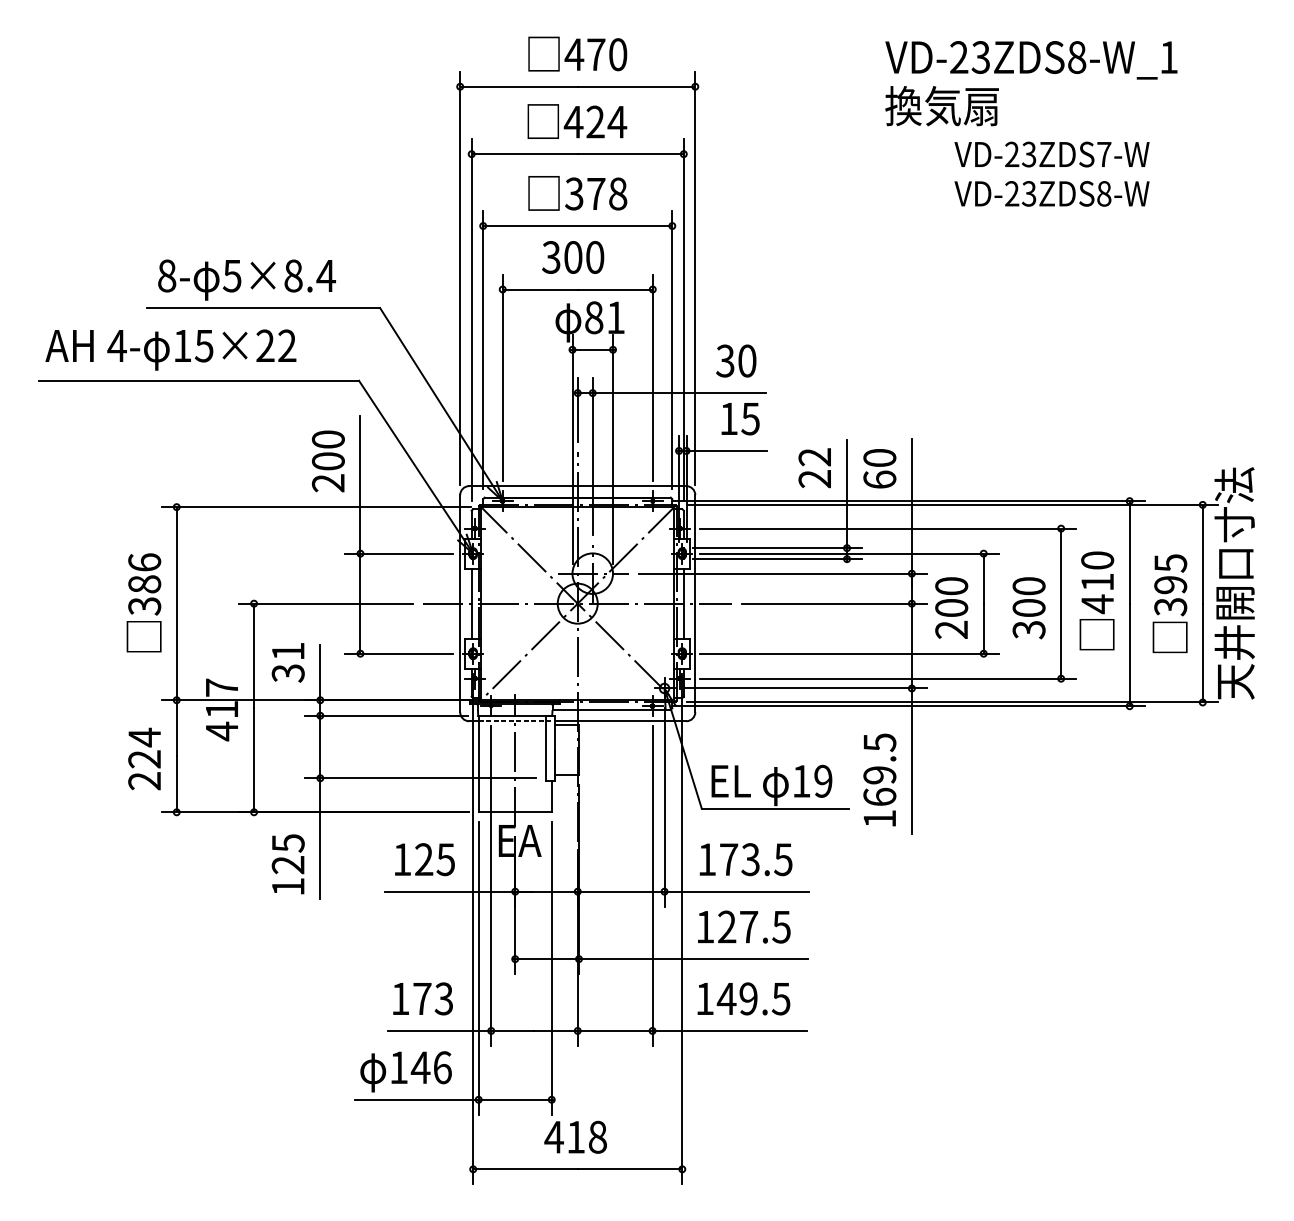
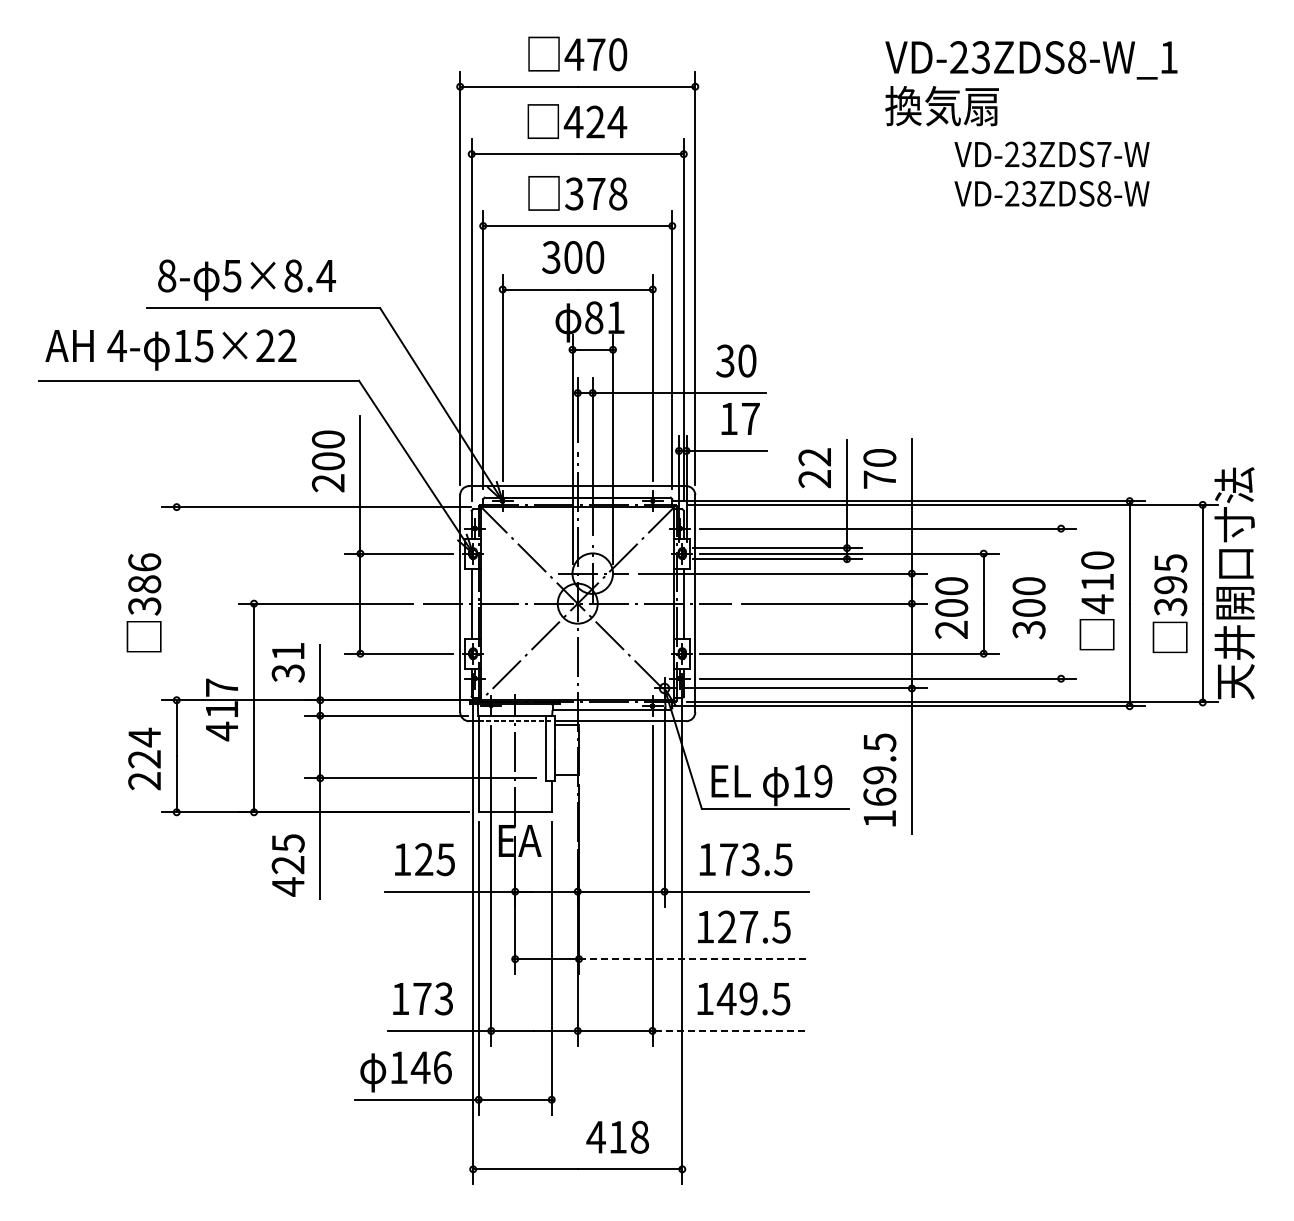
text: 15 -> 17 (750, 419)
text: 60 -> 70 (879, 479)
line: present -> none (176, 603)
line: present -> none (1061, 603)
text: 125 -> 425 (288, 886)
line: solid -> dashed (693, 959)
line: solid -> dashed (731, 1030)
text position: (575, 1136) -> (617, 1136) (617, 1136)
